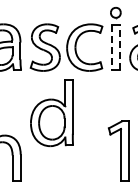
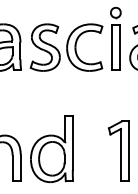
line: dashed -> solid (120, 47)
line: dashed -> solid (112, 48)
part position: (51, 113) -> (51, 149) (51, 149)
